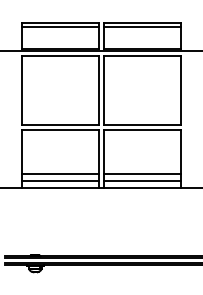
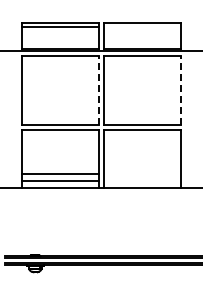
line: present -> none (141, 27)
line: solid -> dashed (99, 90)
line: solid -> dashed (180, 90)
line: present -> none (141, 173)
line: present -> none (141, 181)
